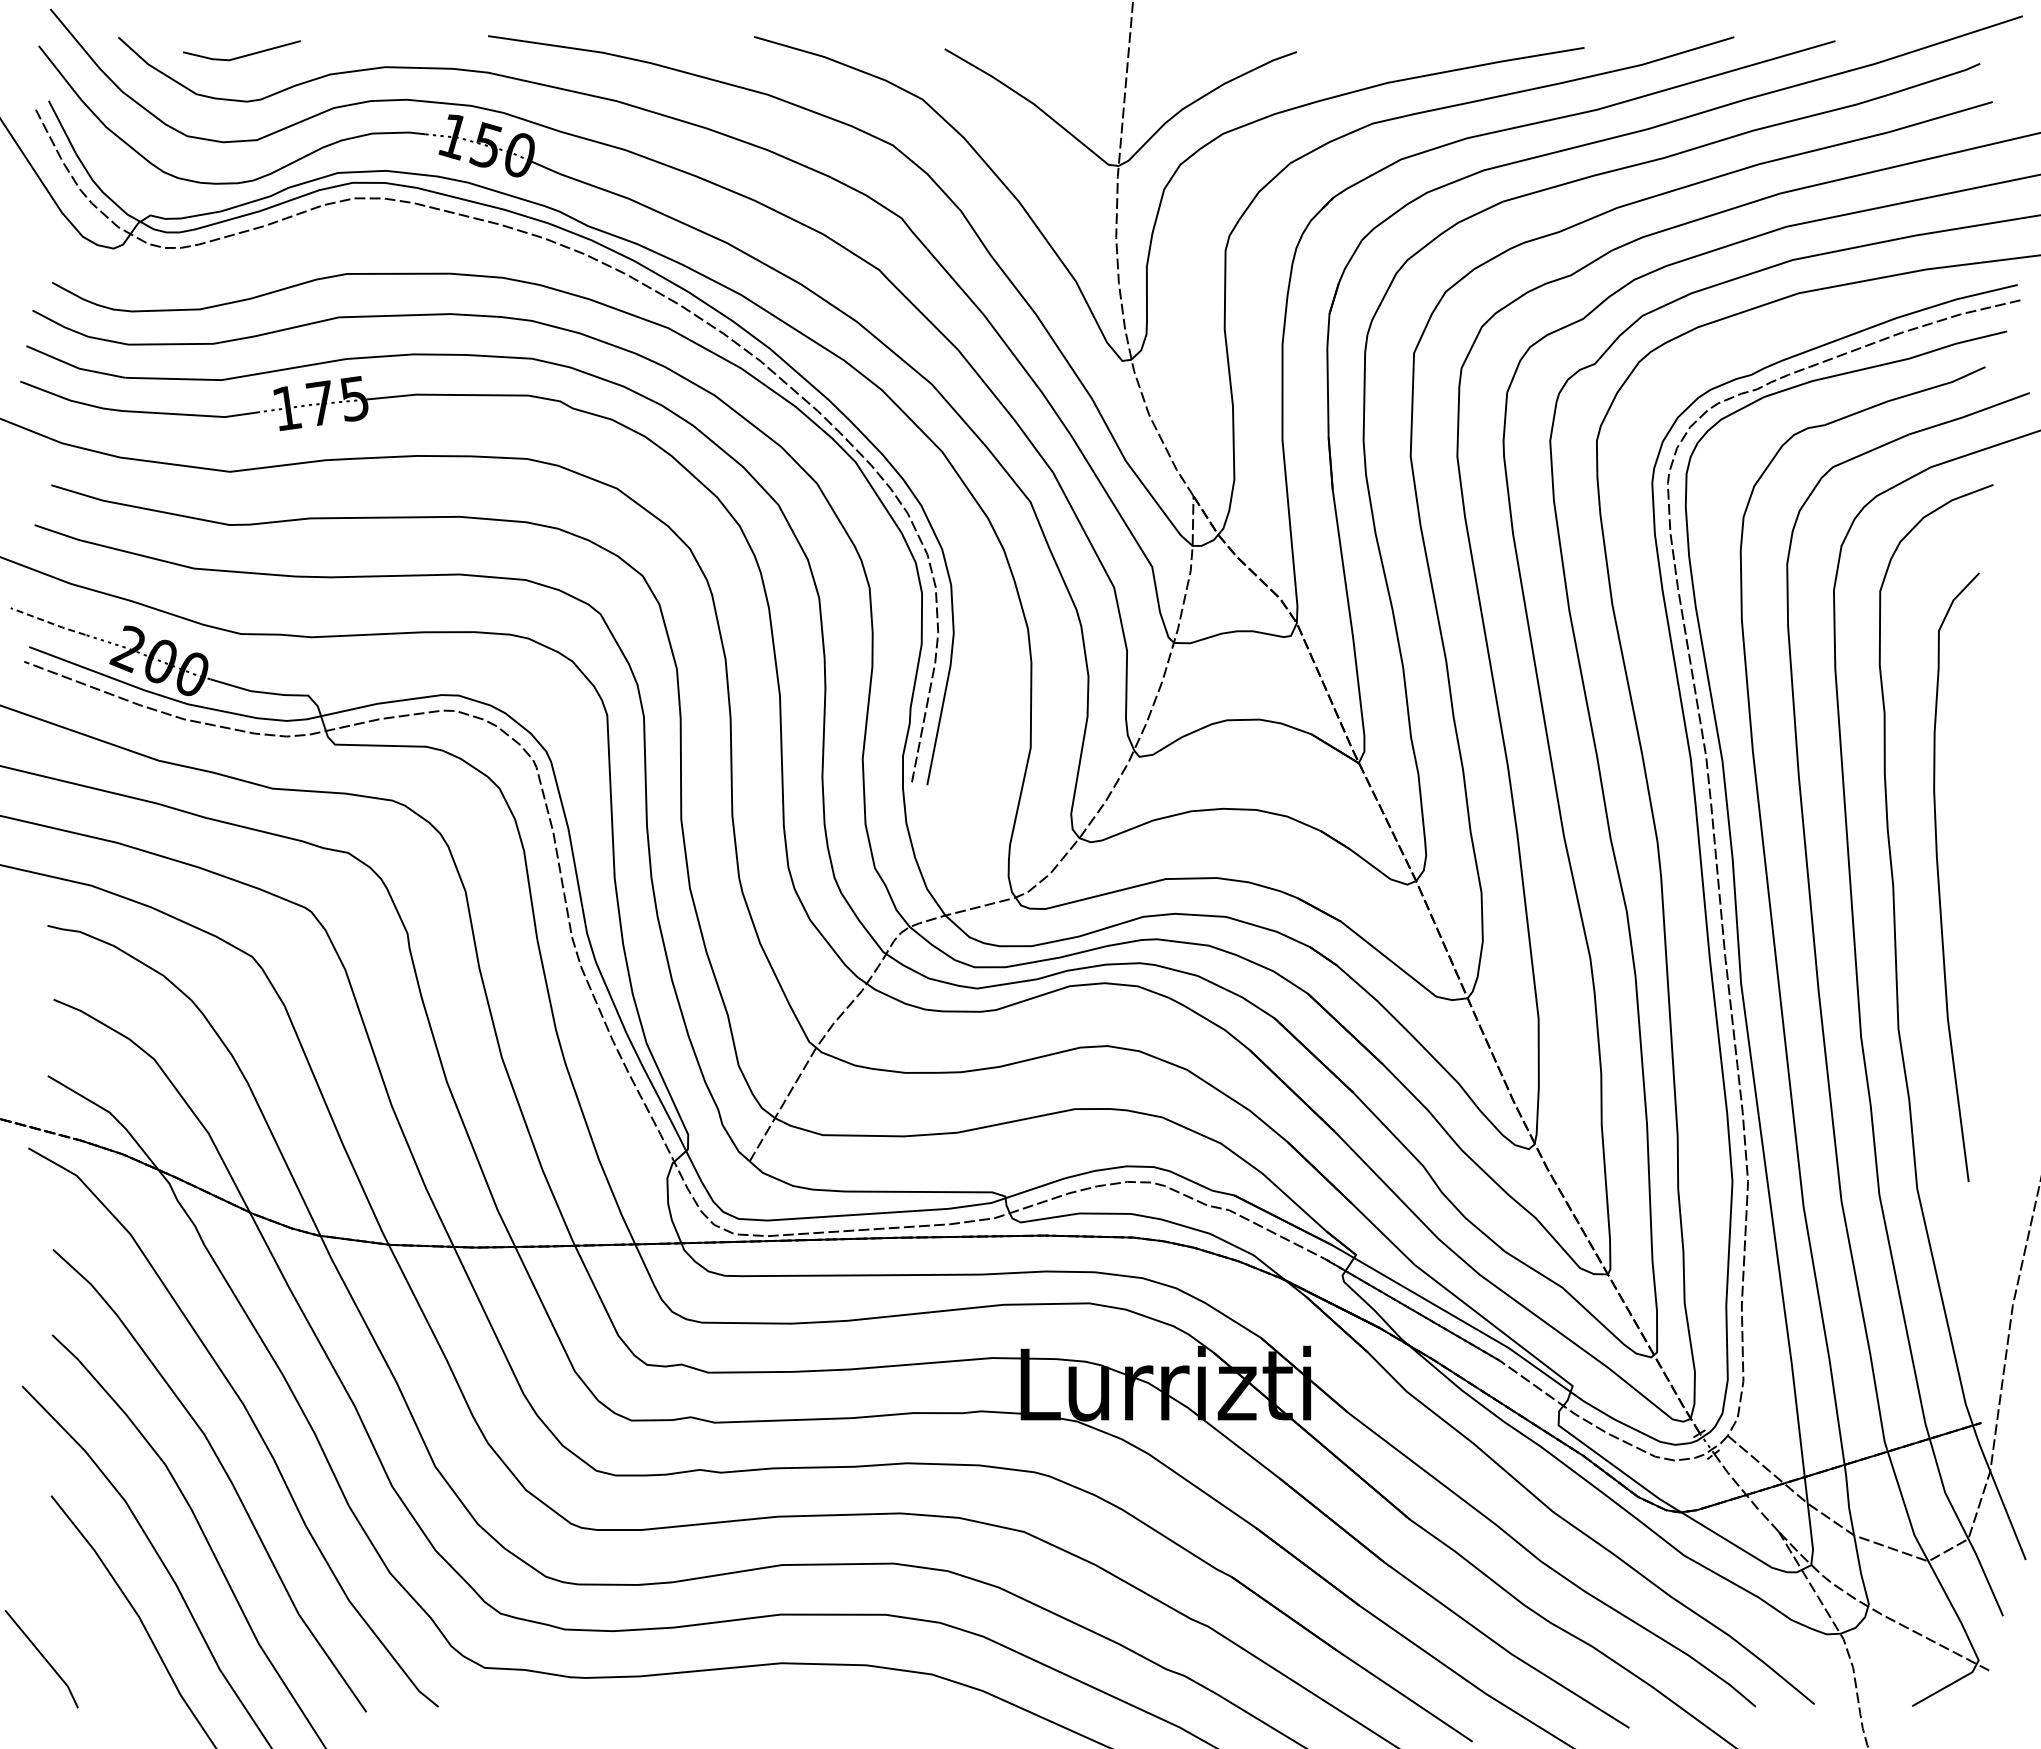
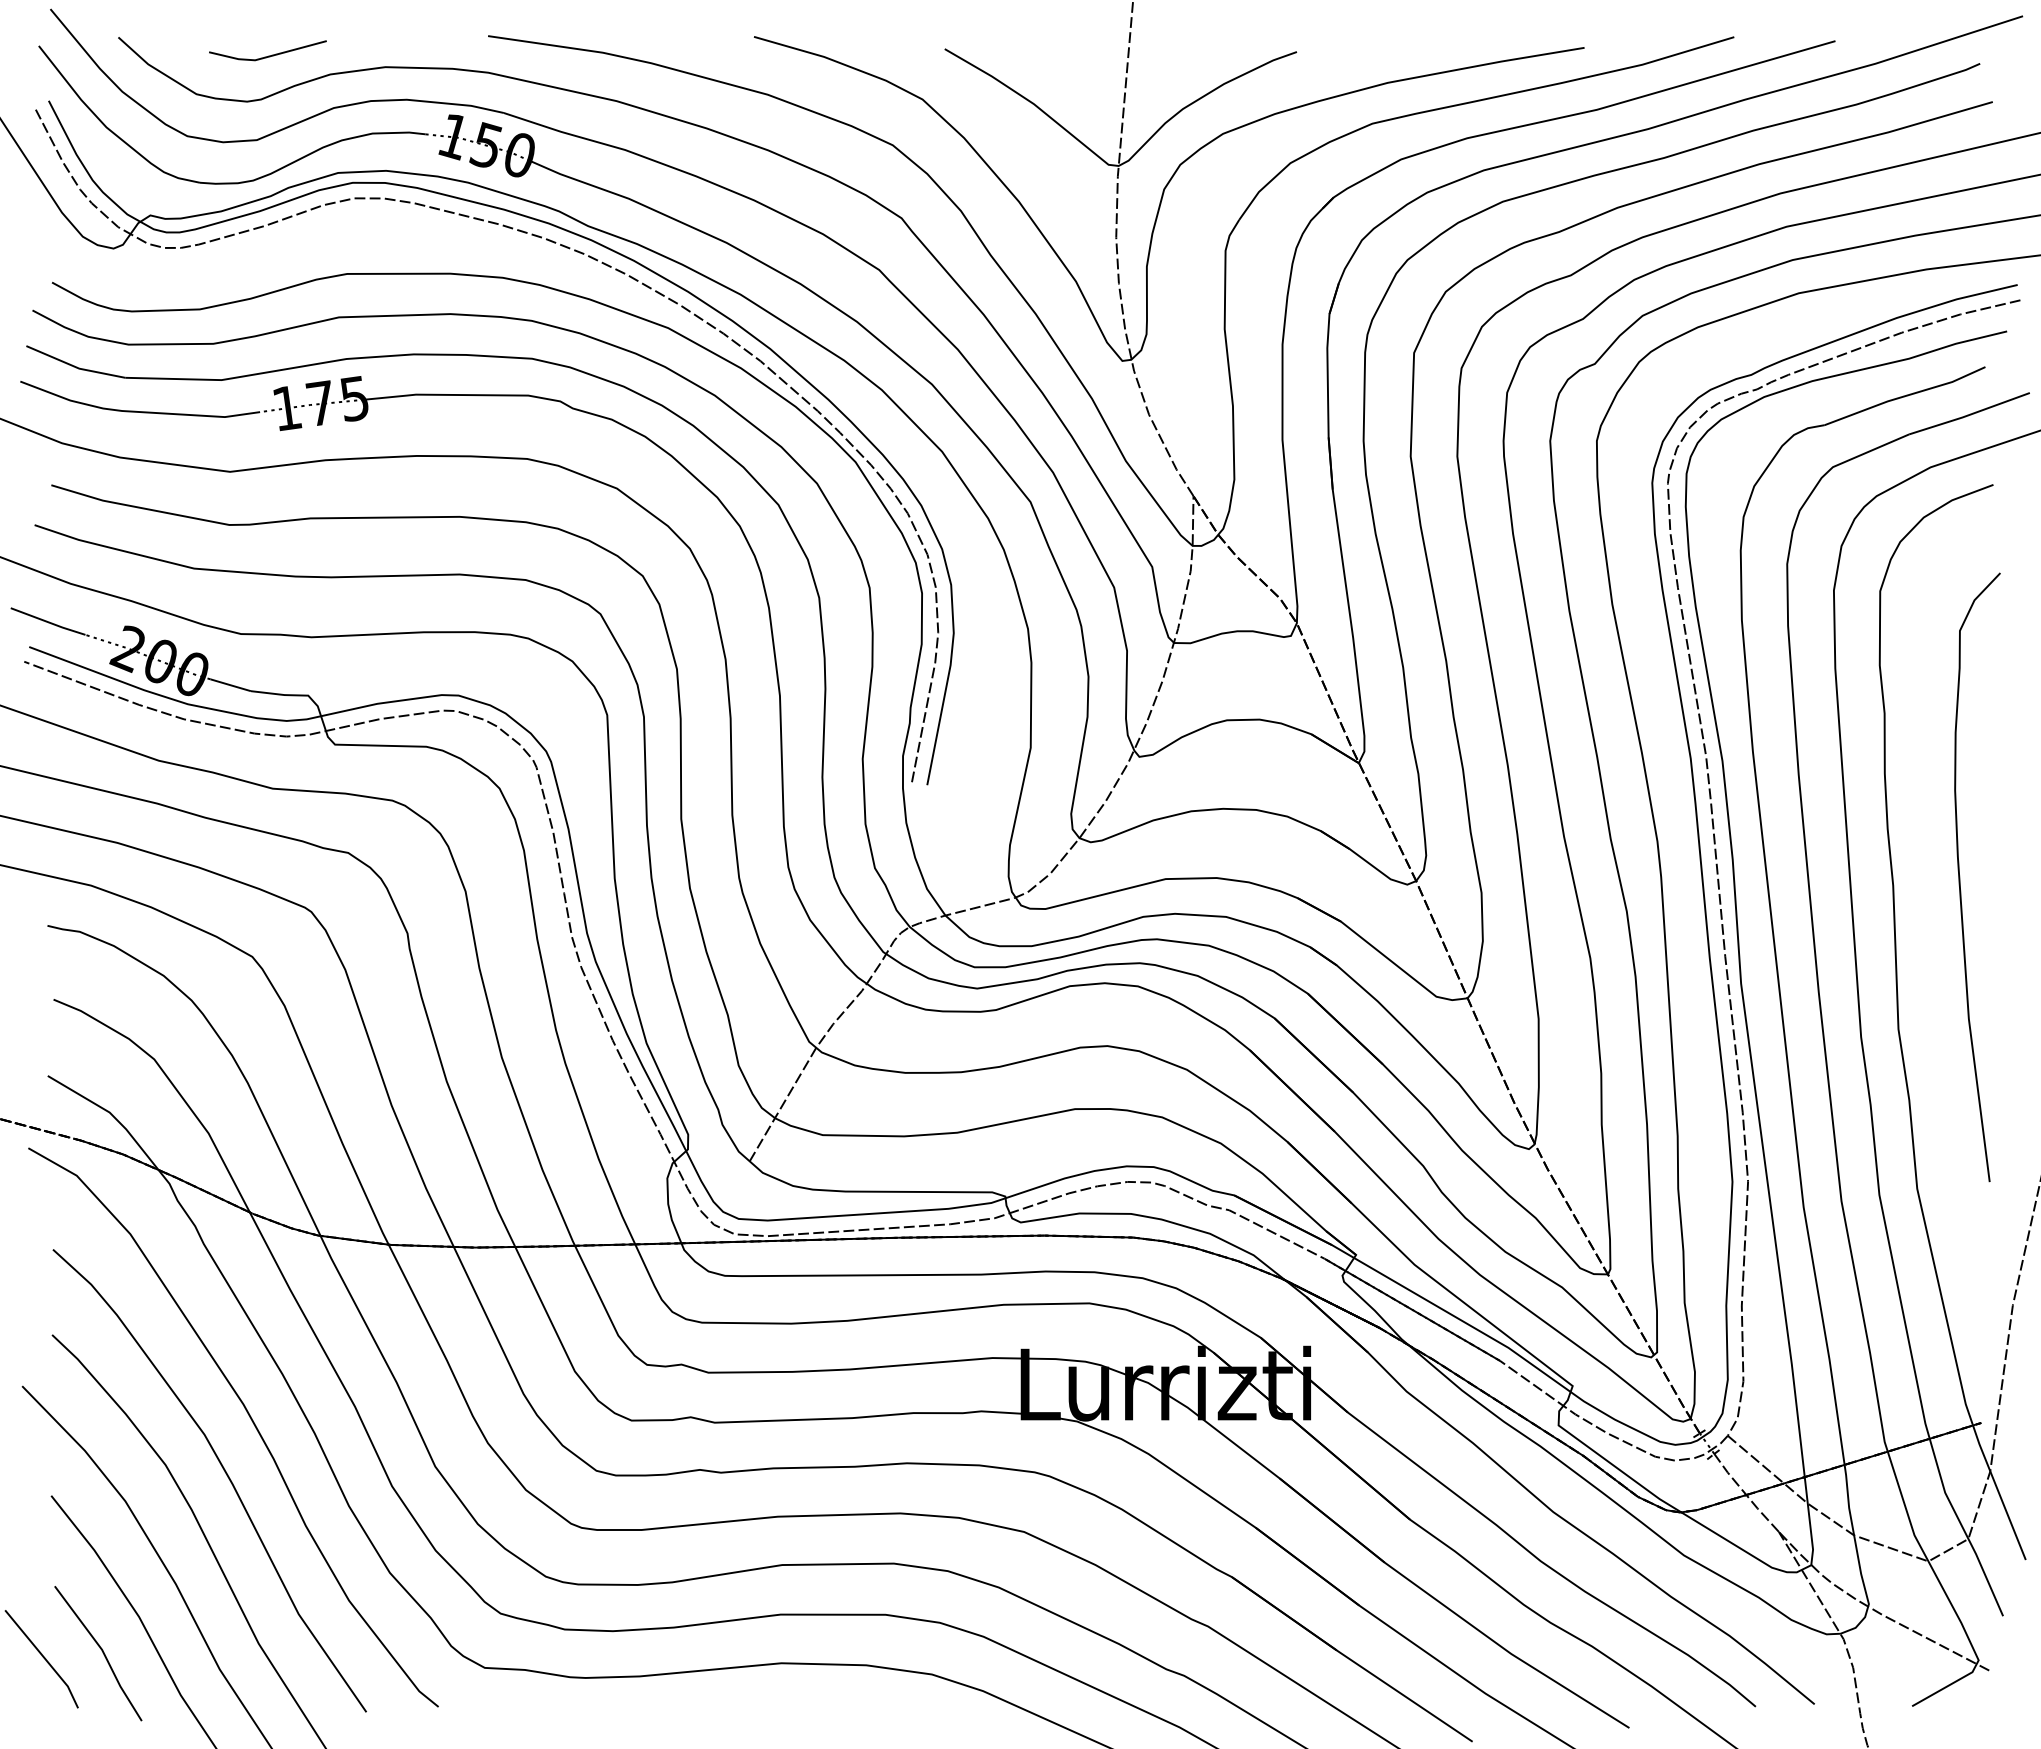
line position: (242, 55) -> (268, 55) (268, 55)
line: dashed -> solid (47, 622)
curve position: (1939, 877) -> (1960, 877) (1960, 877)
line: none -> present (101, 1651)
